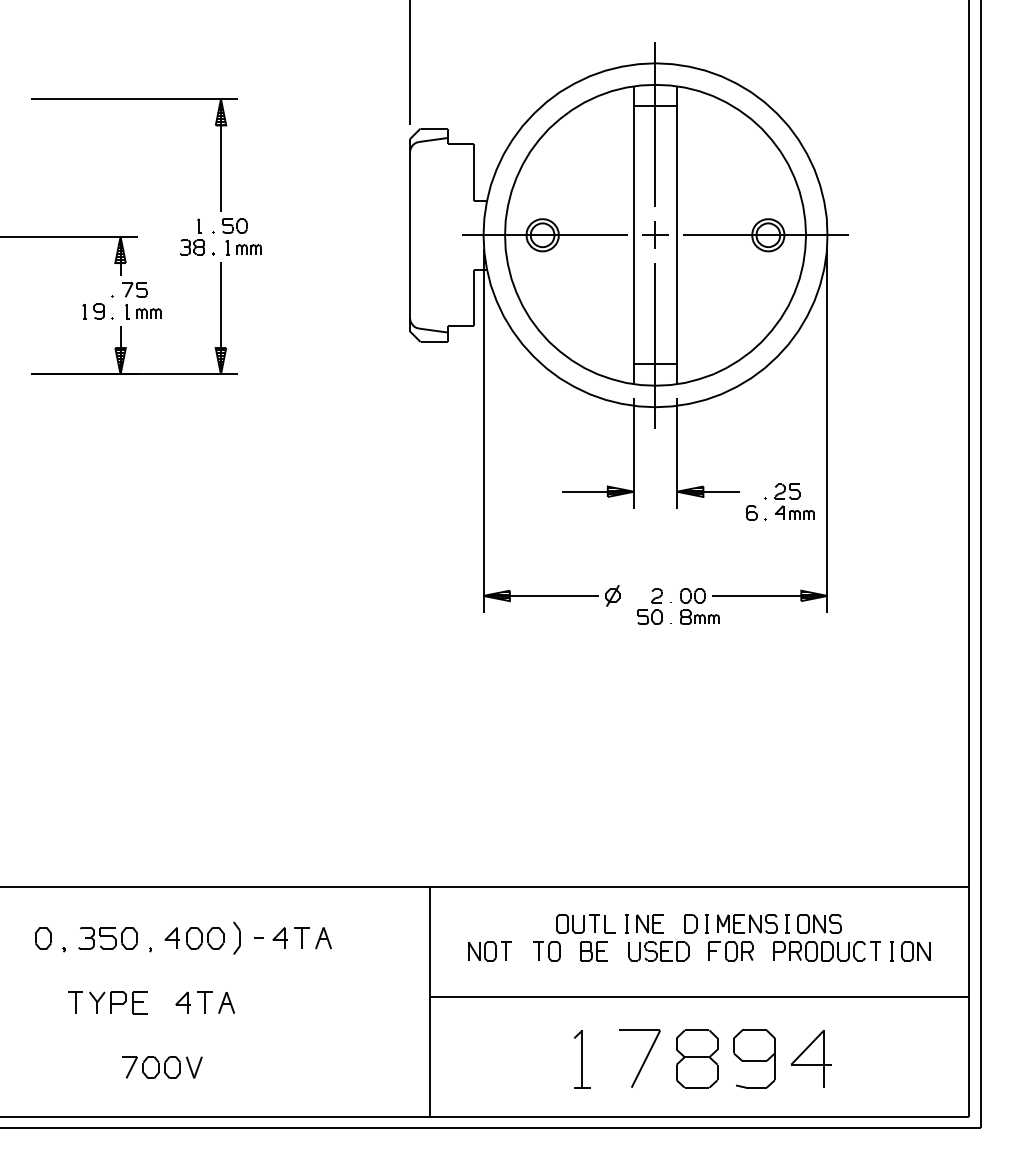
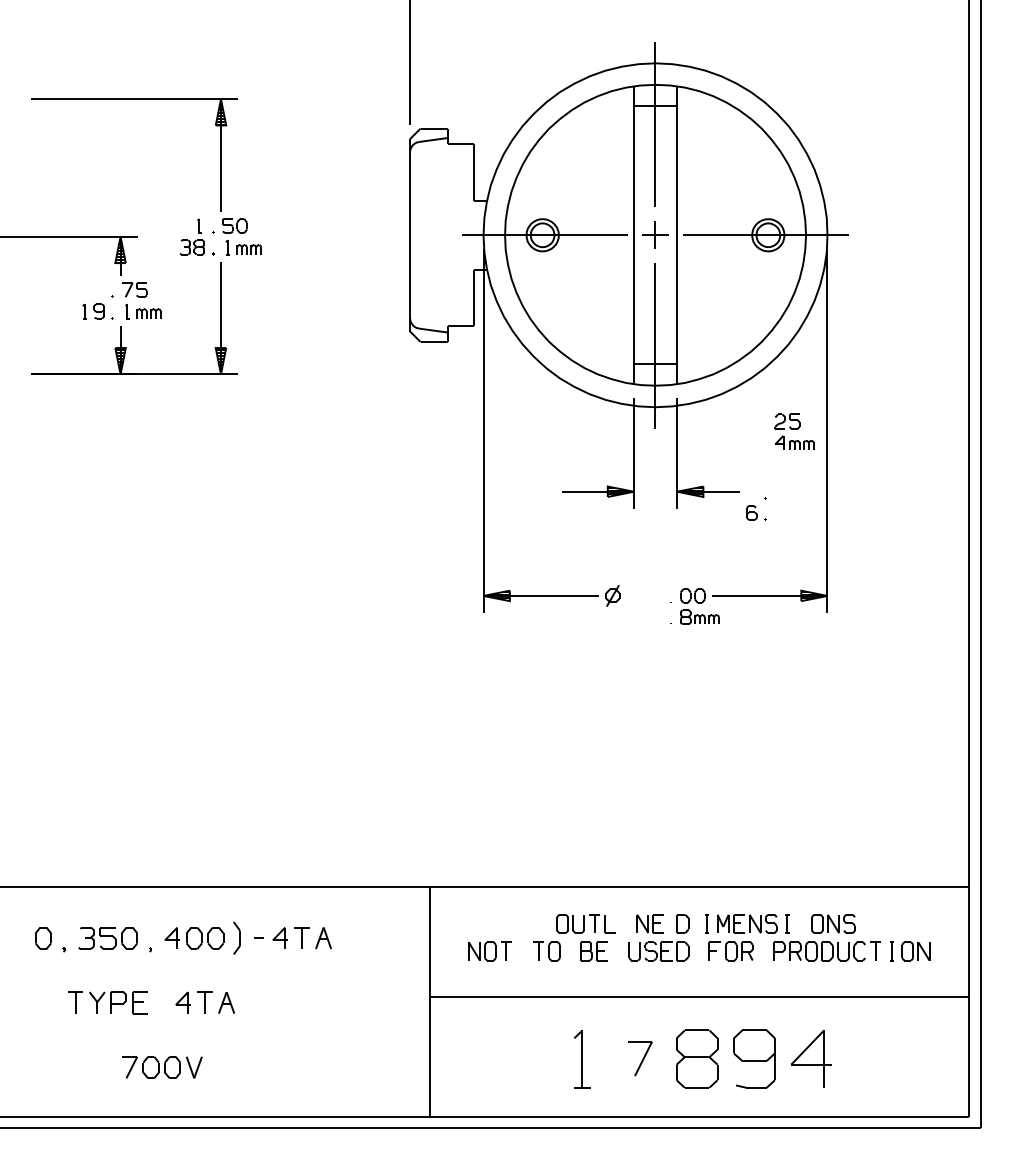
part position: (794, 501) -> (794, 431) (794, 431)
part: present -> none (649, 606)
line: present -> none (626, 923)
part position: (690, 923) -> (682, 923) (682, 923)
part position: (819, 923) -> (833, 923) (833, 923)
part size: 42x59 px -> 25x36 px (640, 1058)
